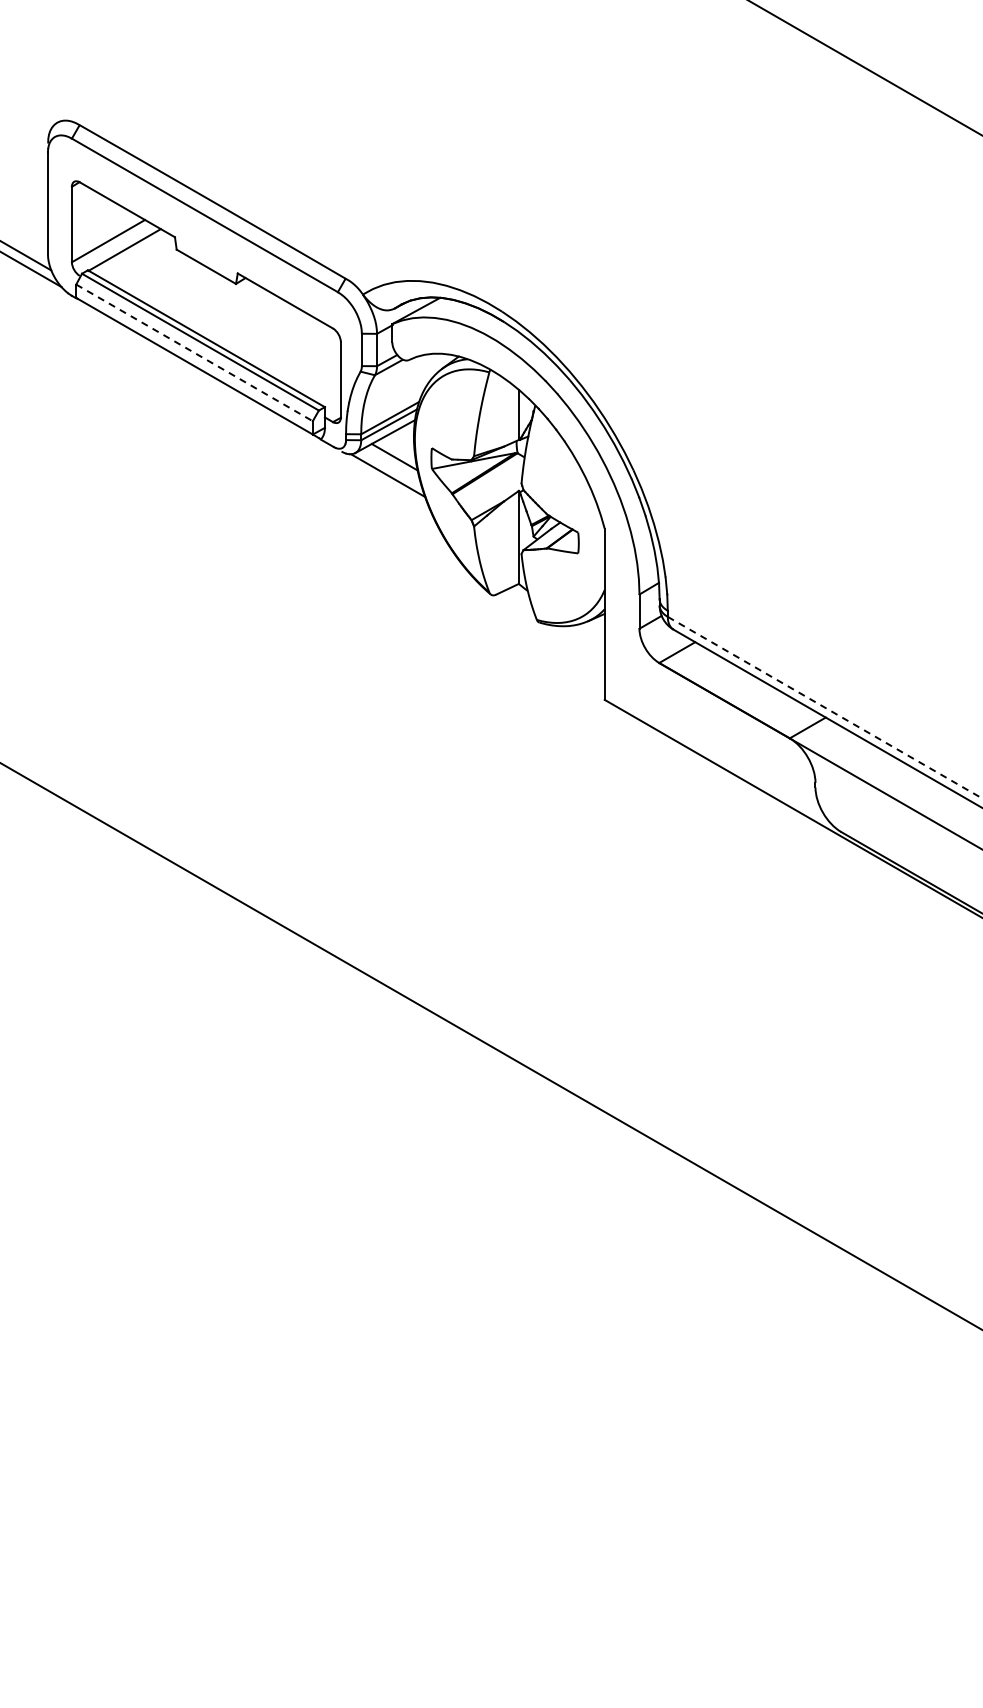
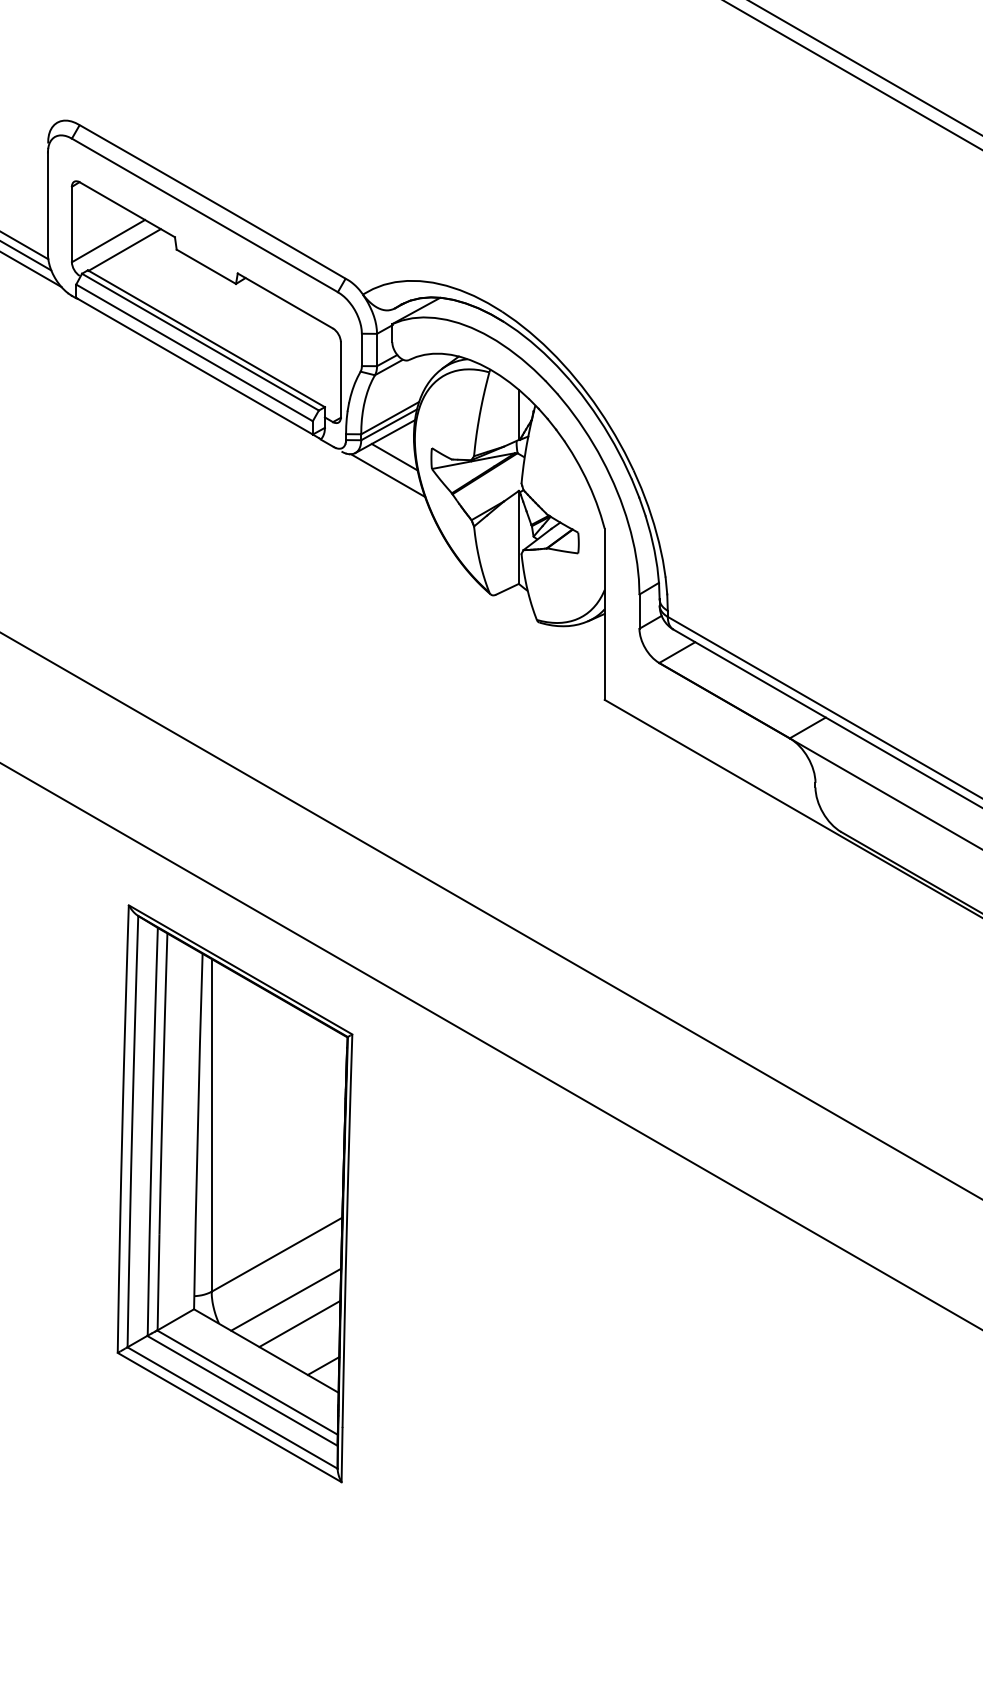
line: none -> present (852, 75)
line: none -> present (25, 245)
line: dashed -> solid (194, 352)
line: dashed -> solid (825, 707)
line: none -> present (490, 915)
part: none -> present (234, 1193)
